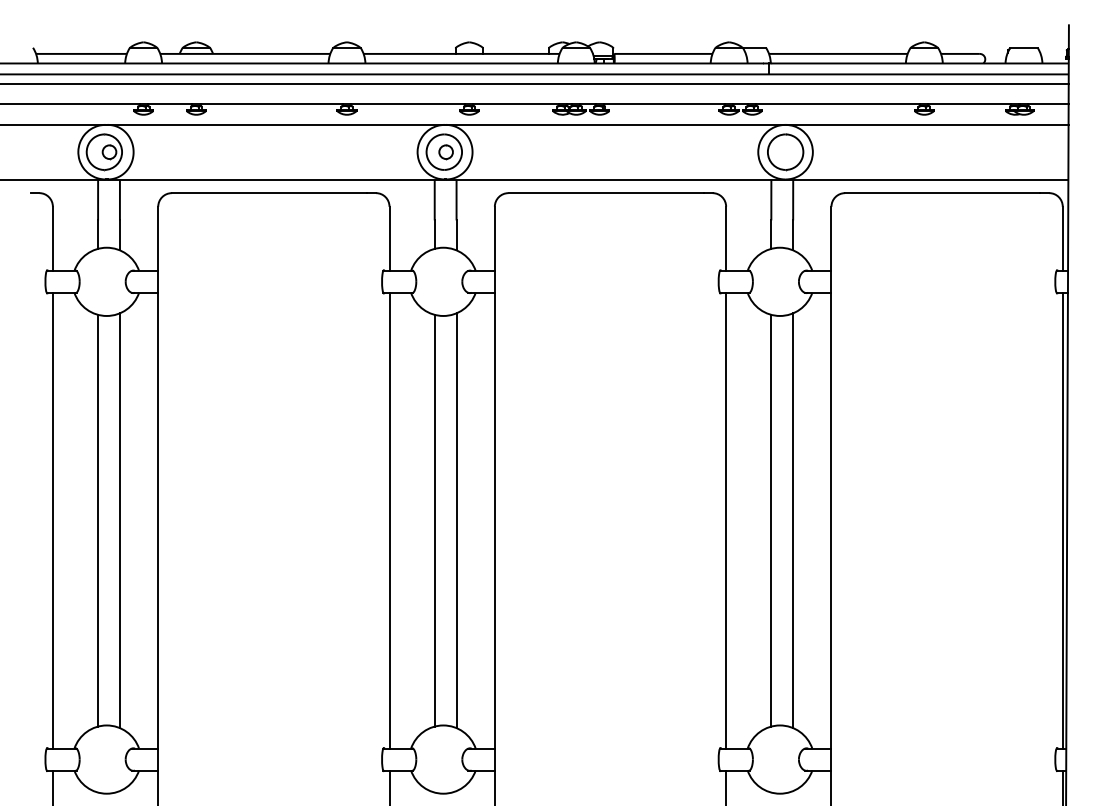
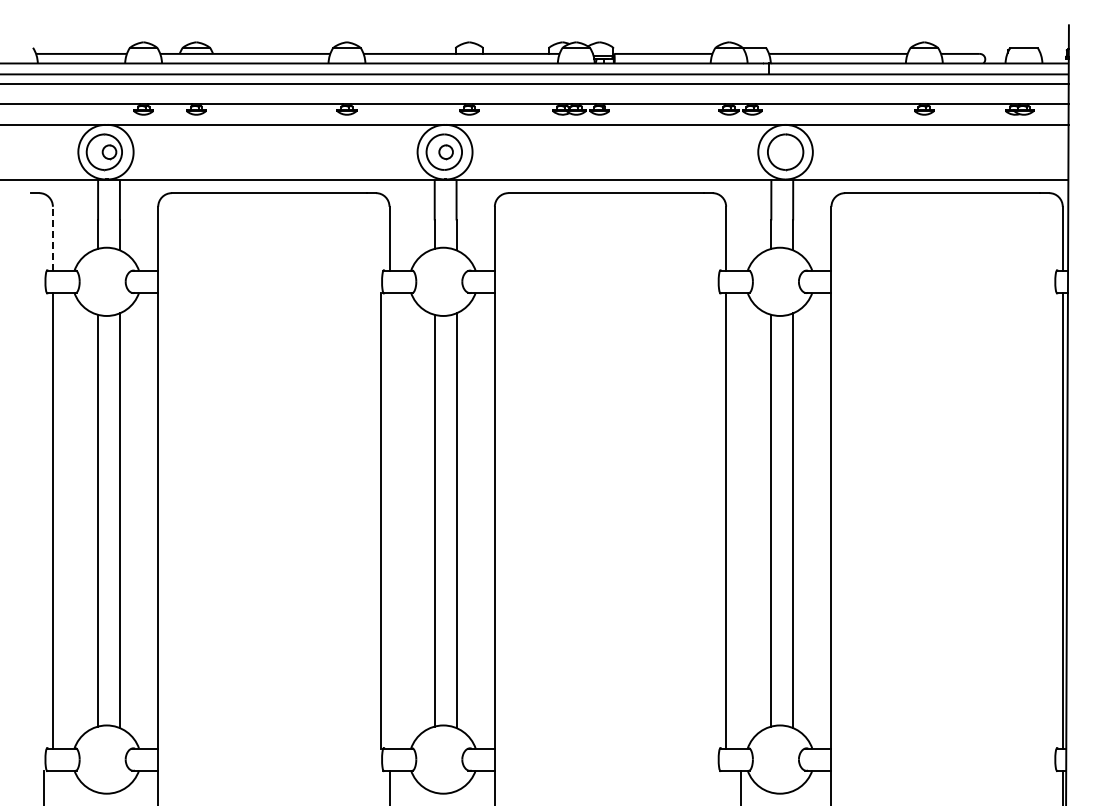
line: solid -> dashed (52, 238)
line position: (389, 520) -> (380, 520) (380, 520)
line position: (52, 786) -> (43, 786) (43, 786)
line position: (726, 786) -> (741, 786) (741, 786)
